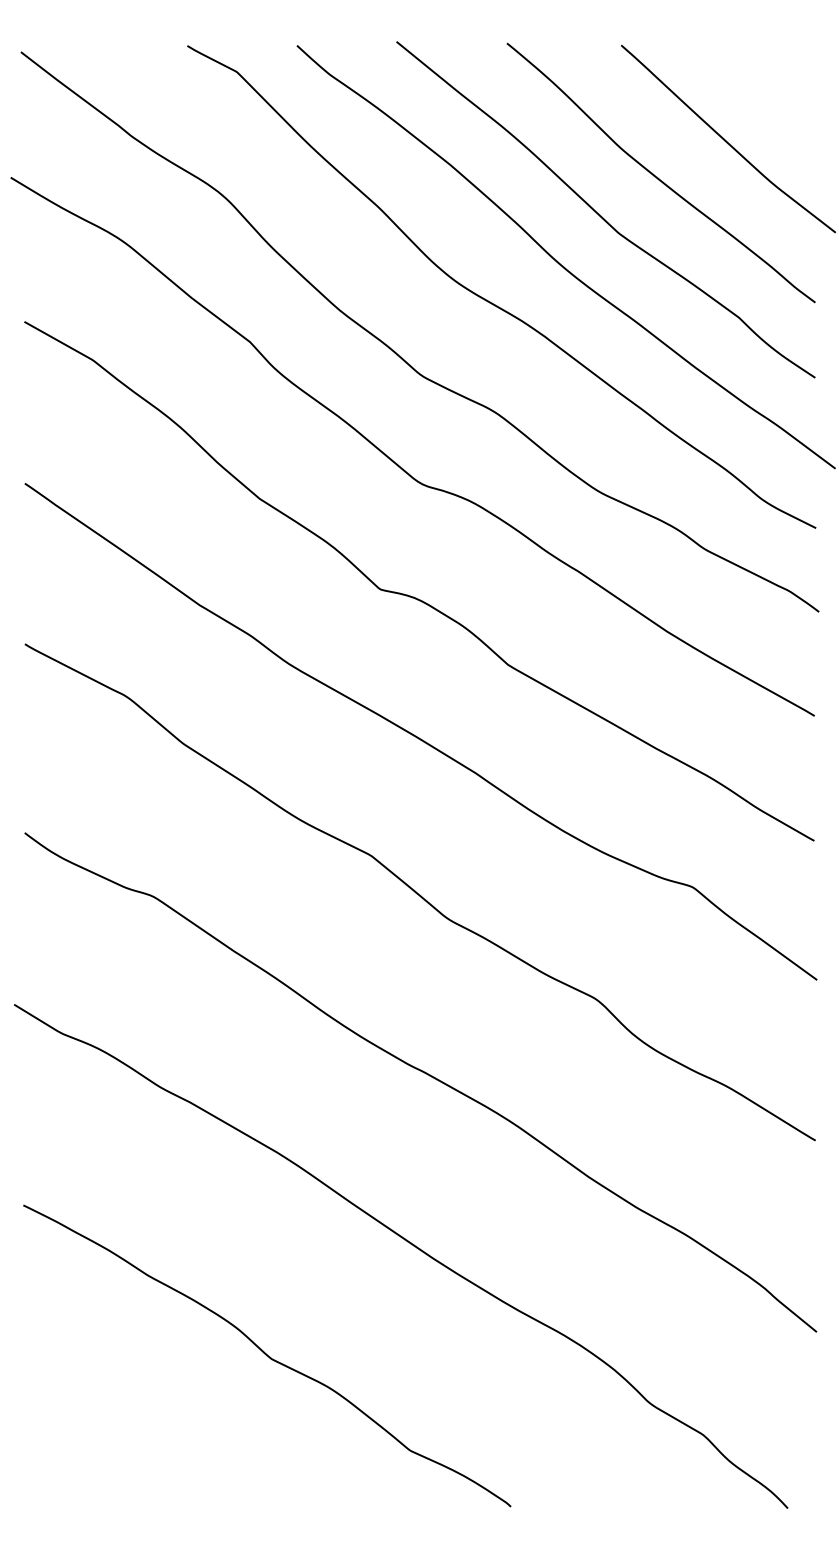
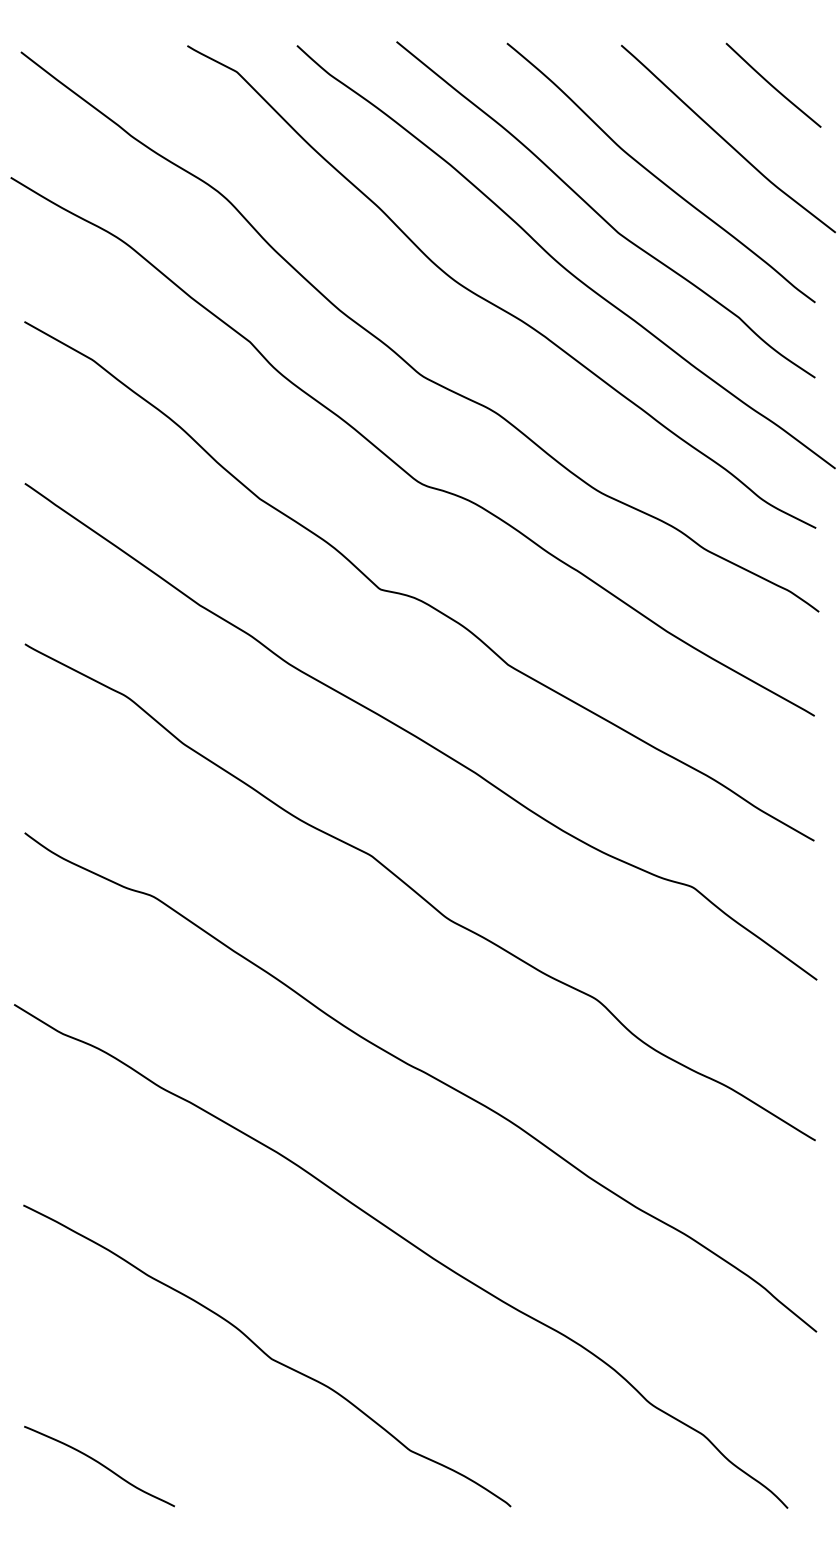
curve: none -> present (772, 84)
curve: none -> present (99, 1464)
